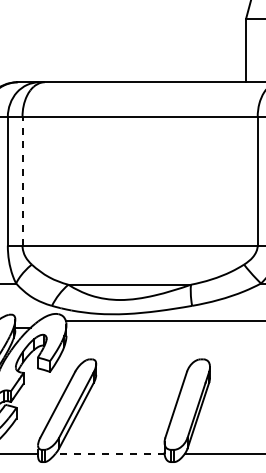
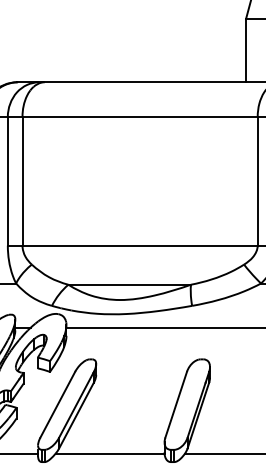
line: dashed -> solid (22, 180)
line position: (164, 320) -> (164, 327) (164, 327)
line: dashed -> solid (109, 453)
